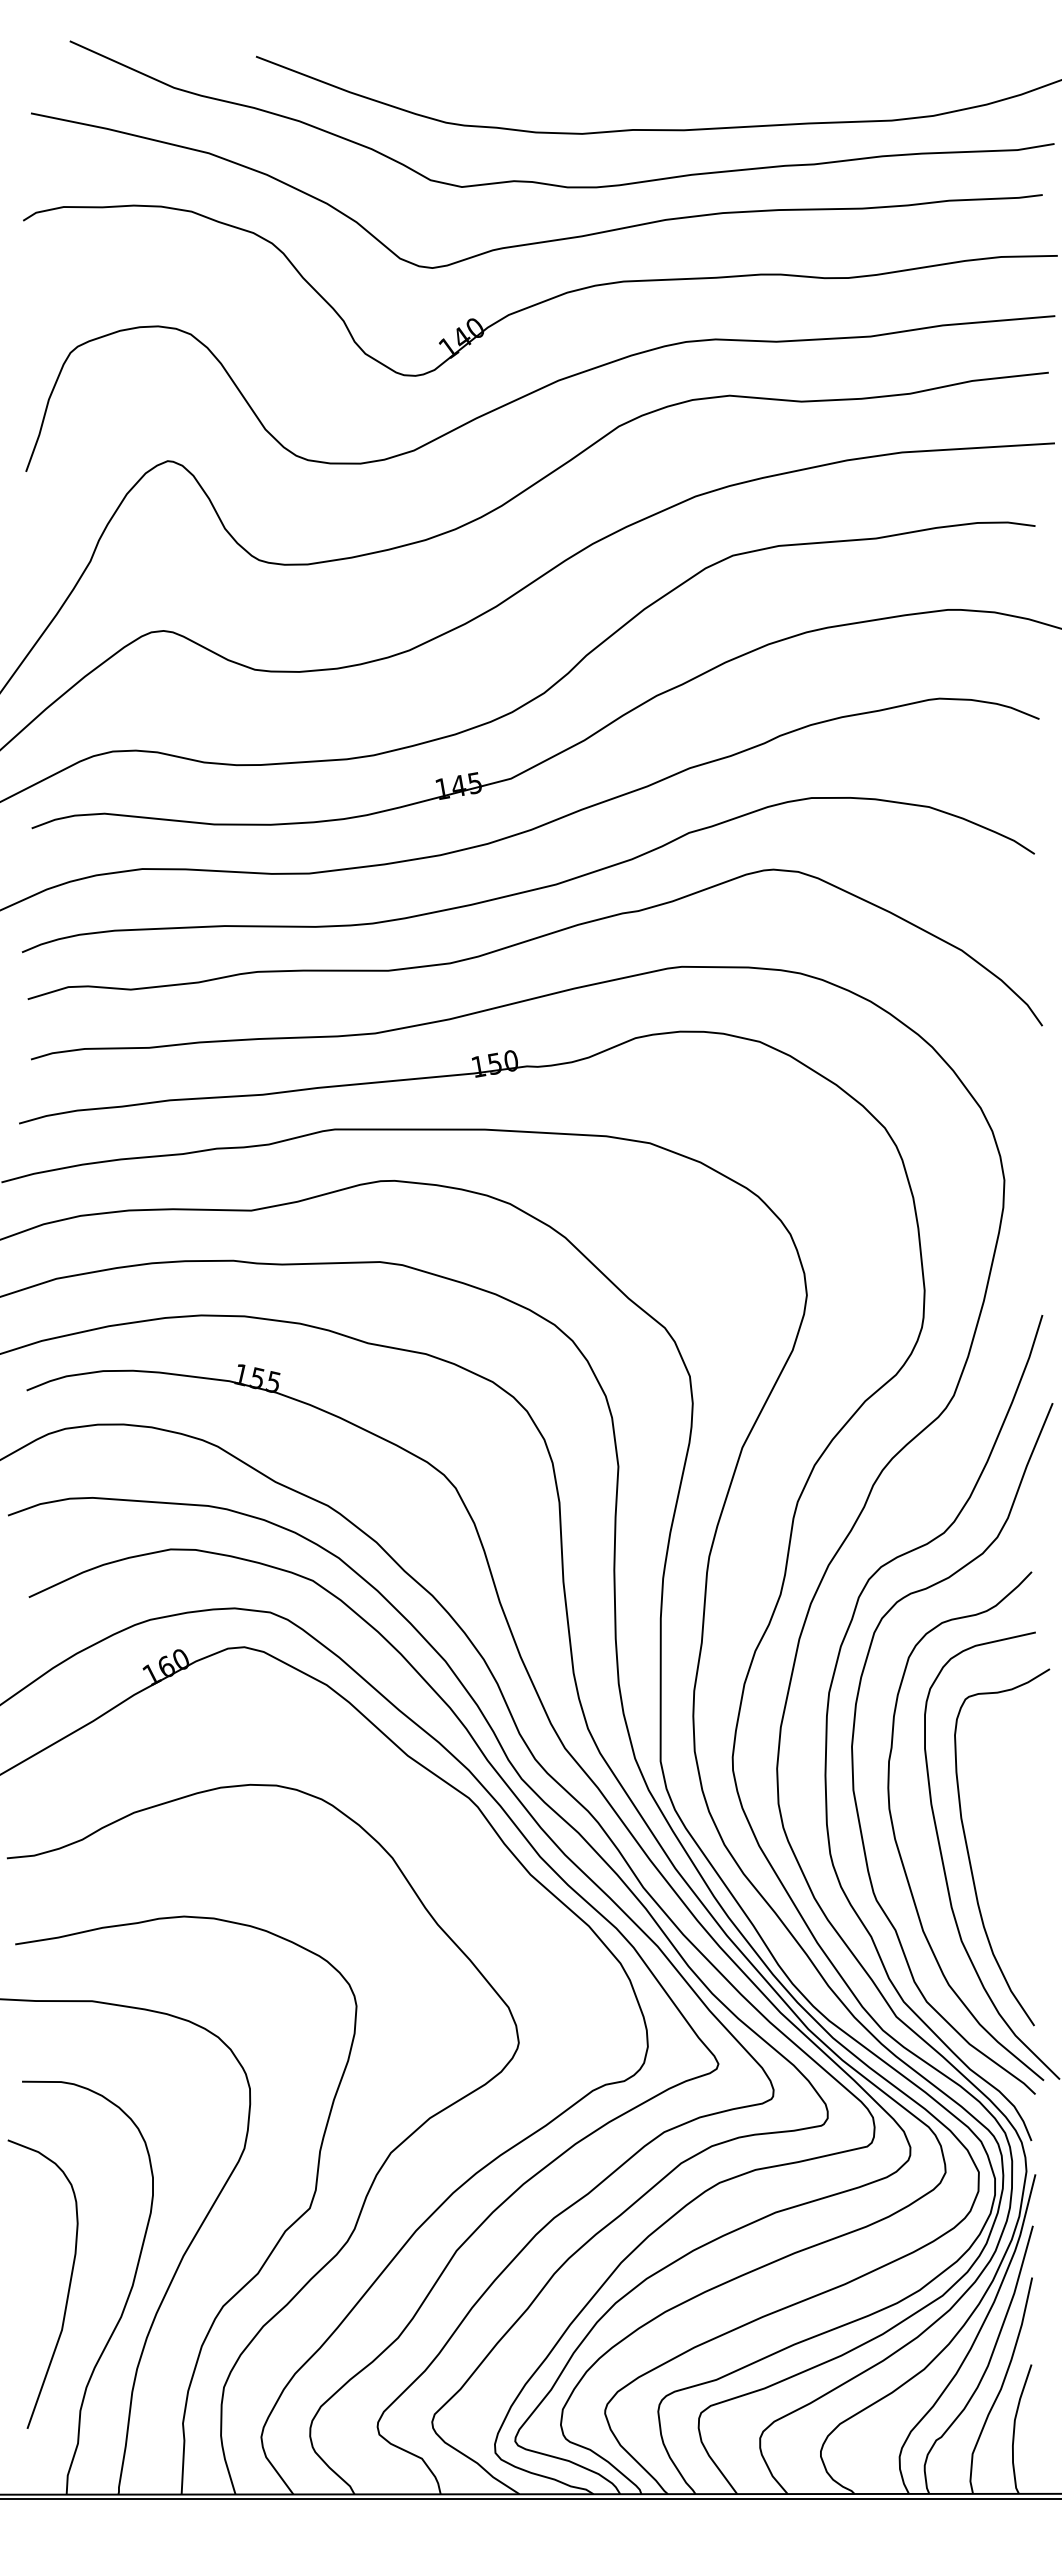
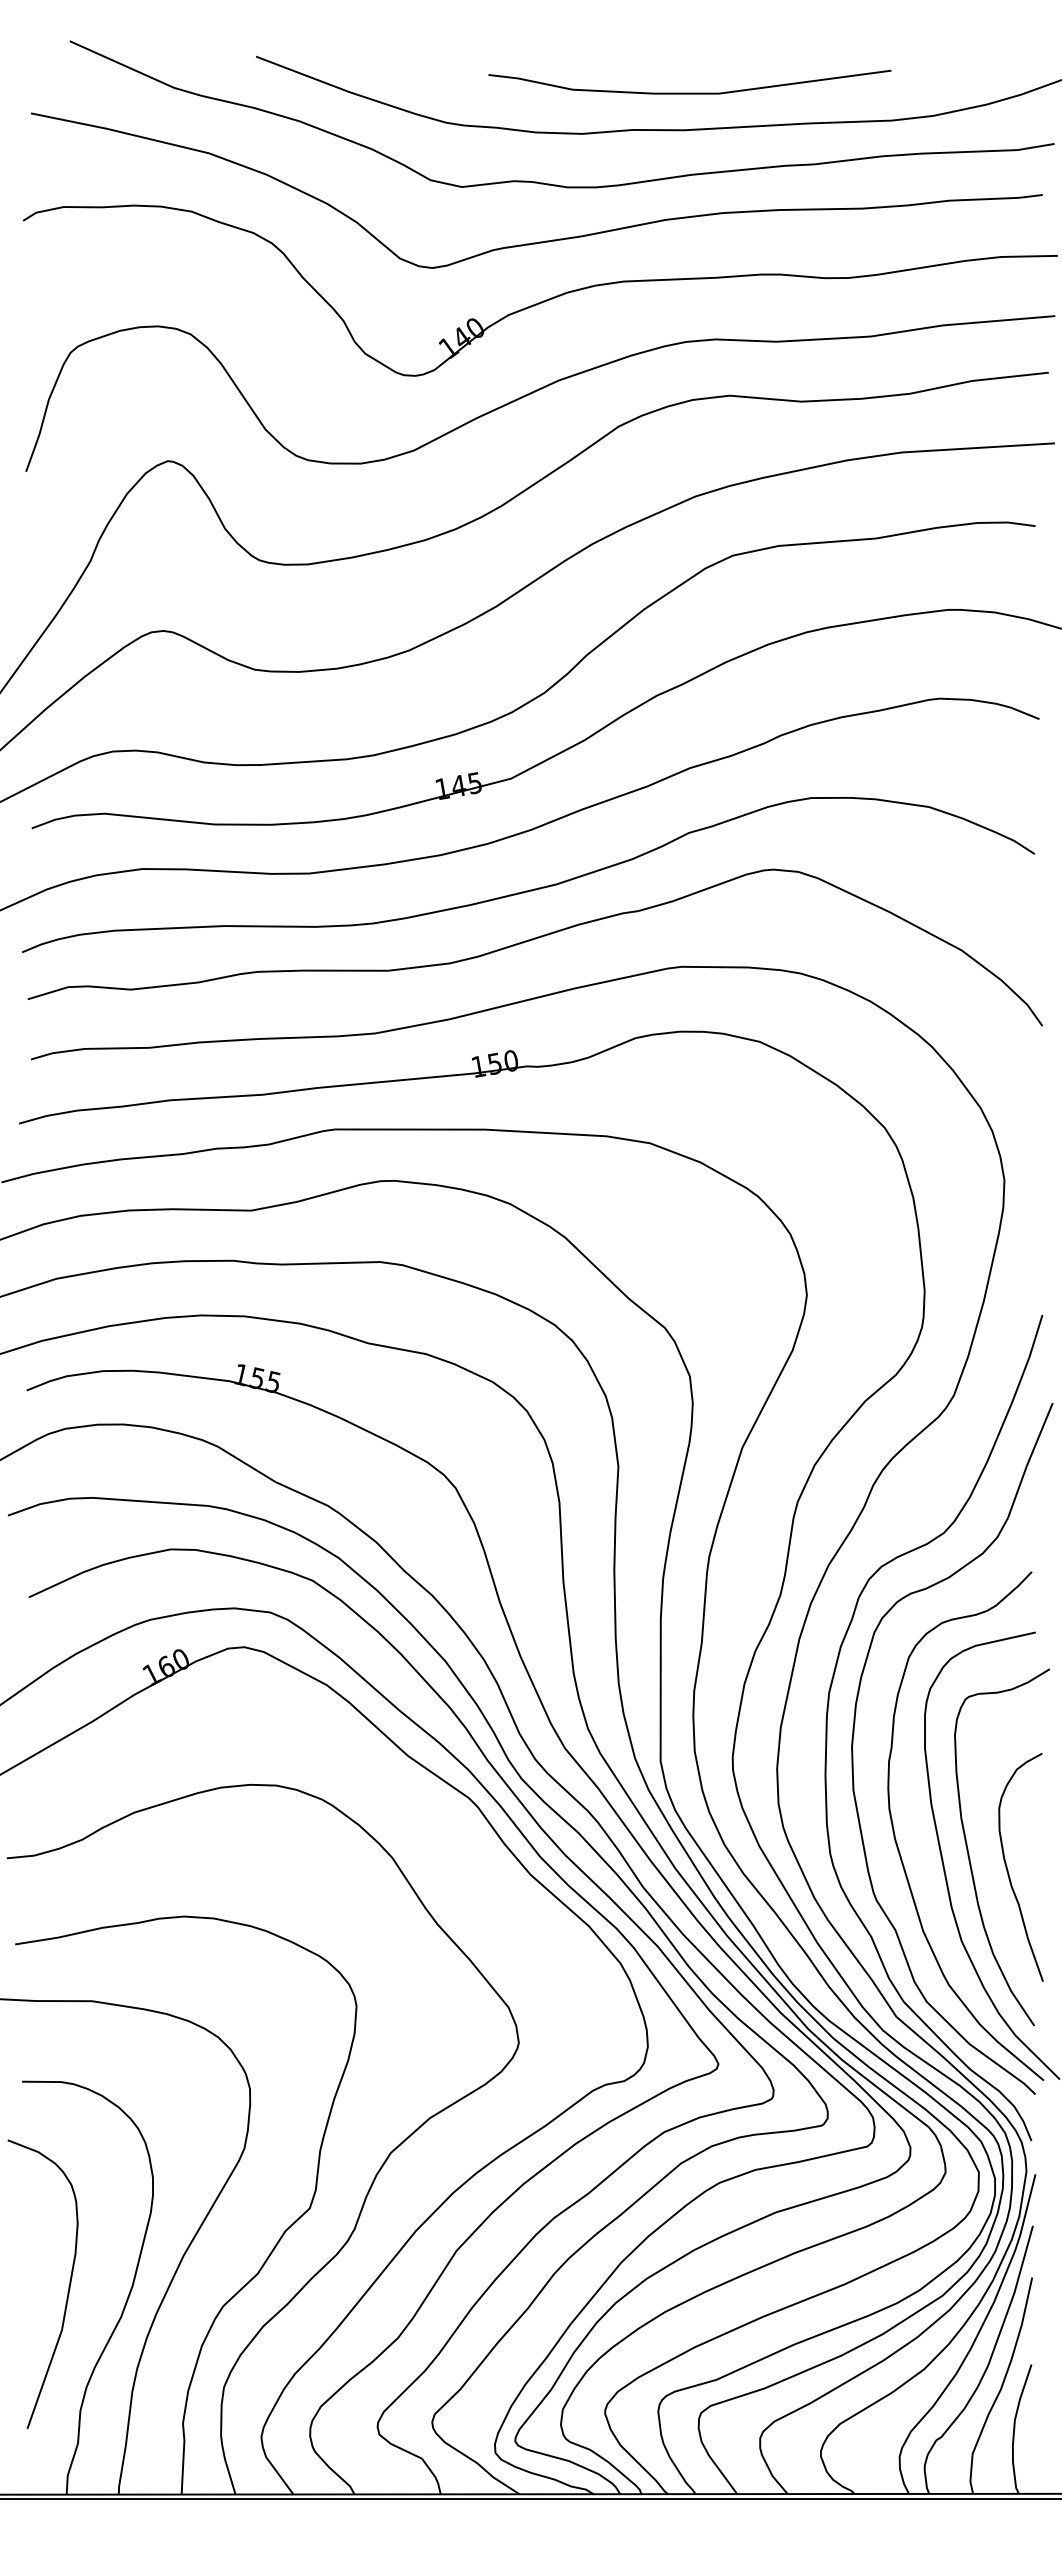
curve: none -> present (689, 92)
curve: none -> present (1008, 1870)
